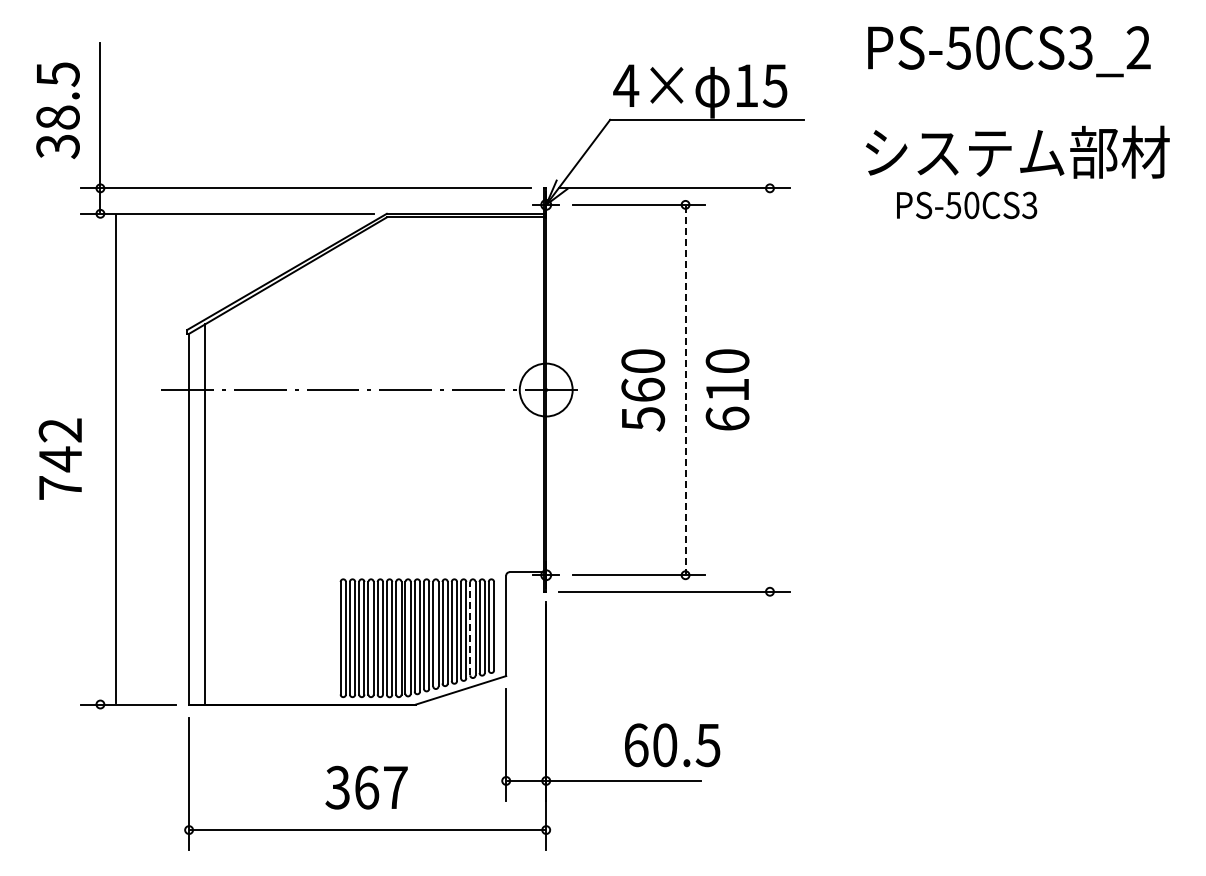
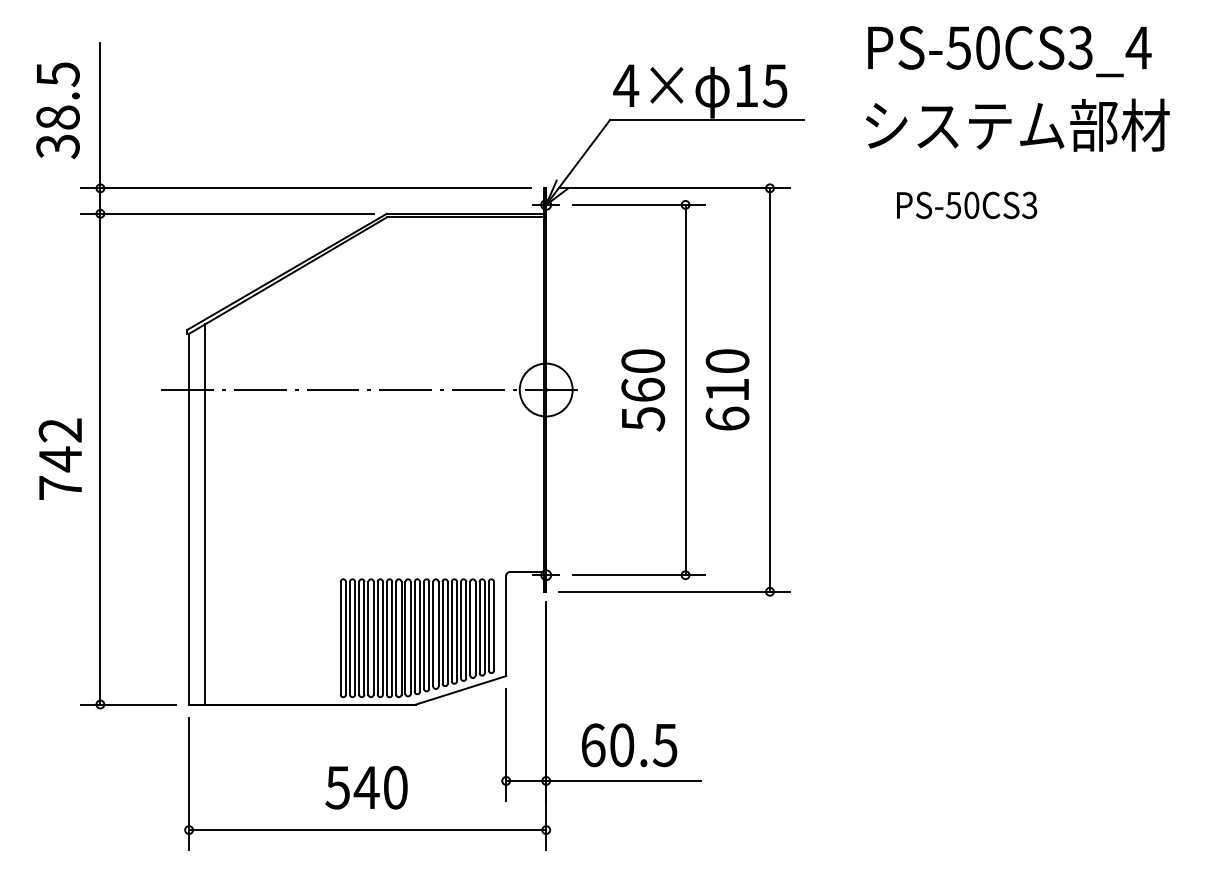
text: PS-50CS3_2 -> PS-50CS3_4 (1138, 47)
text position: (1017, 151) -> (1017, 124) (1017, 124)
line: none -> present (769, 389)
line: dashed -> solid (685, 390)
line position: (116, 459) -> (100, 459) (100, 459)
line: dashed -> solid (470, 628)
text position: (672, 745) -> (629, 745) (629, 745)
text: 367 -> 540 (366, 787)
